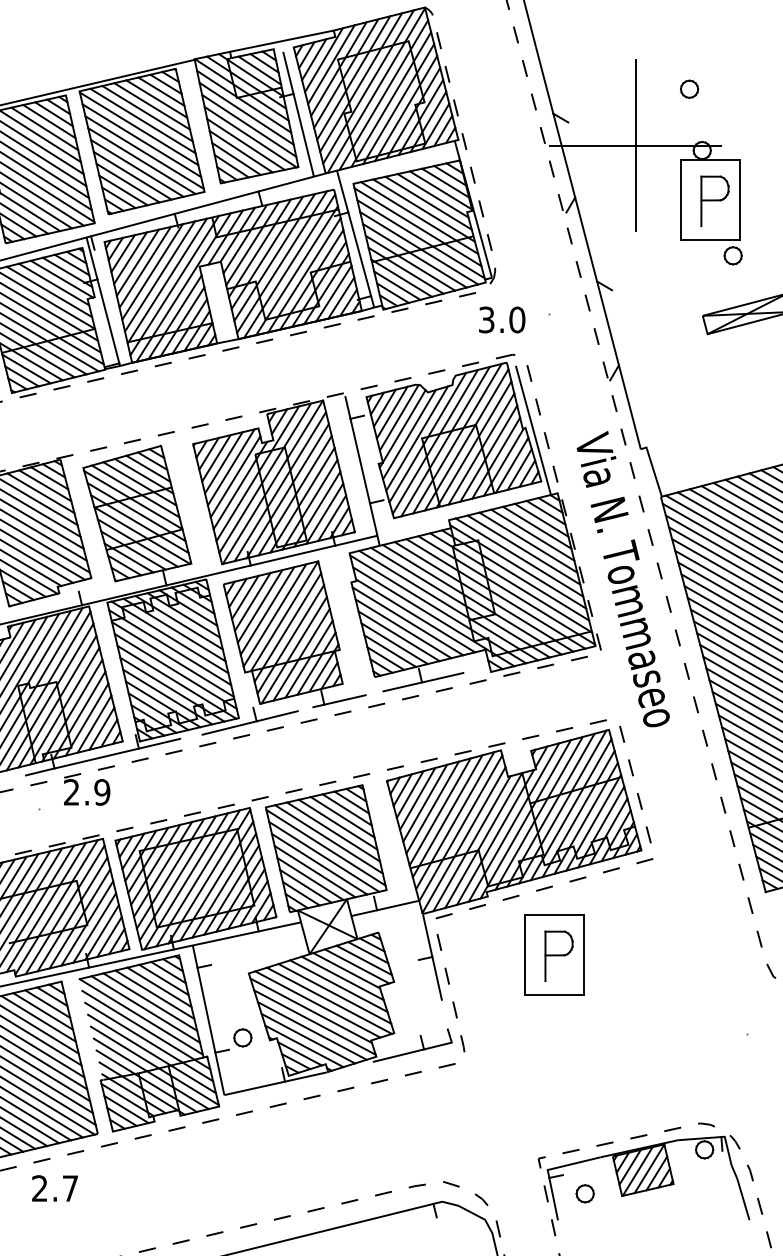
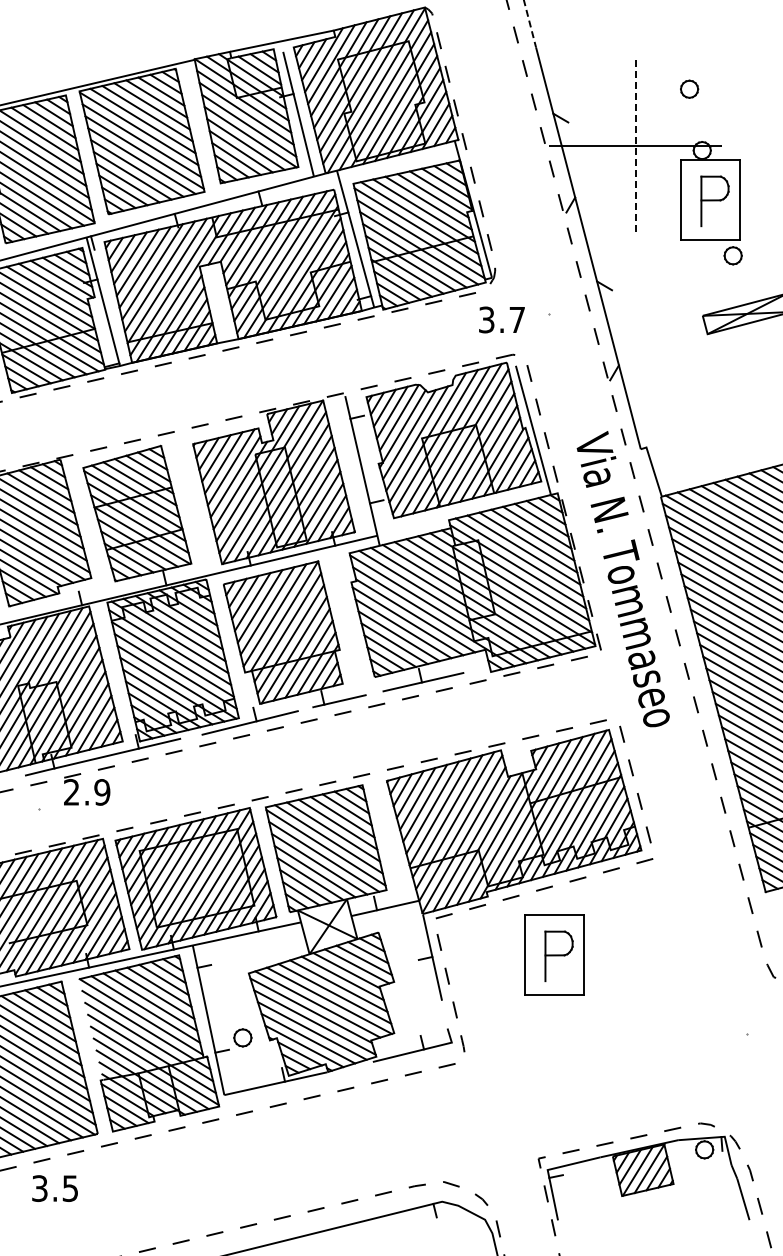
line: solid -> dashed (530, 24)
line: solid -> dashed (635, 145)
text: 3.0 -> 3.7 (517, 319)
text: 2.7 -> 3.5 (54, 1188)
part: present -> none (584, 1193)
